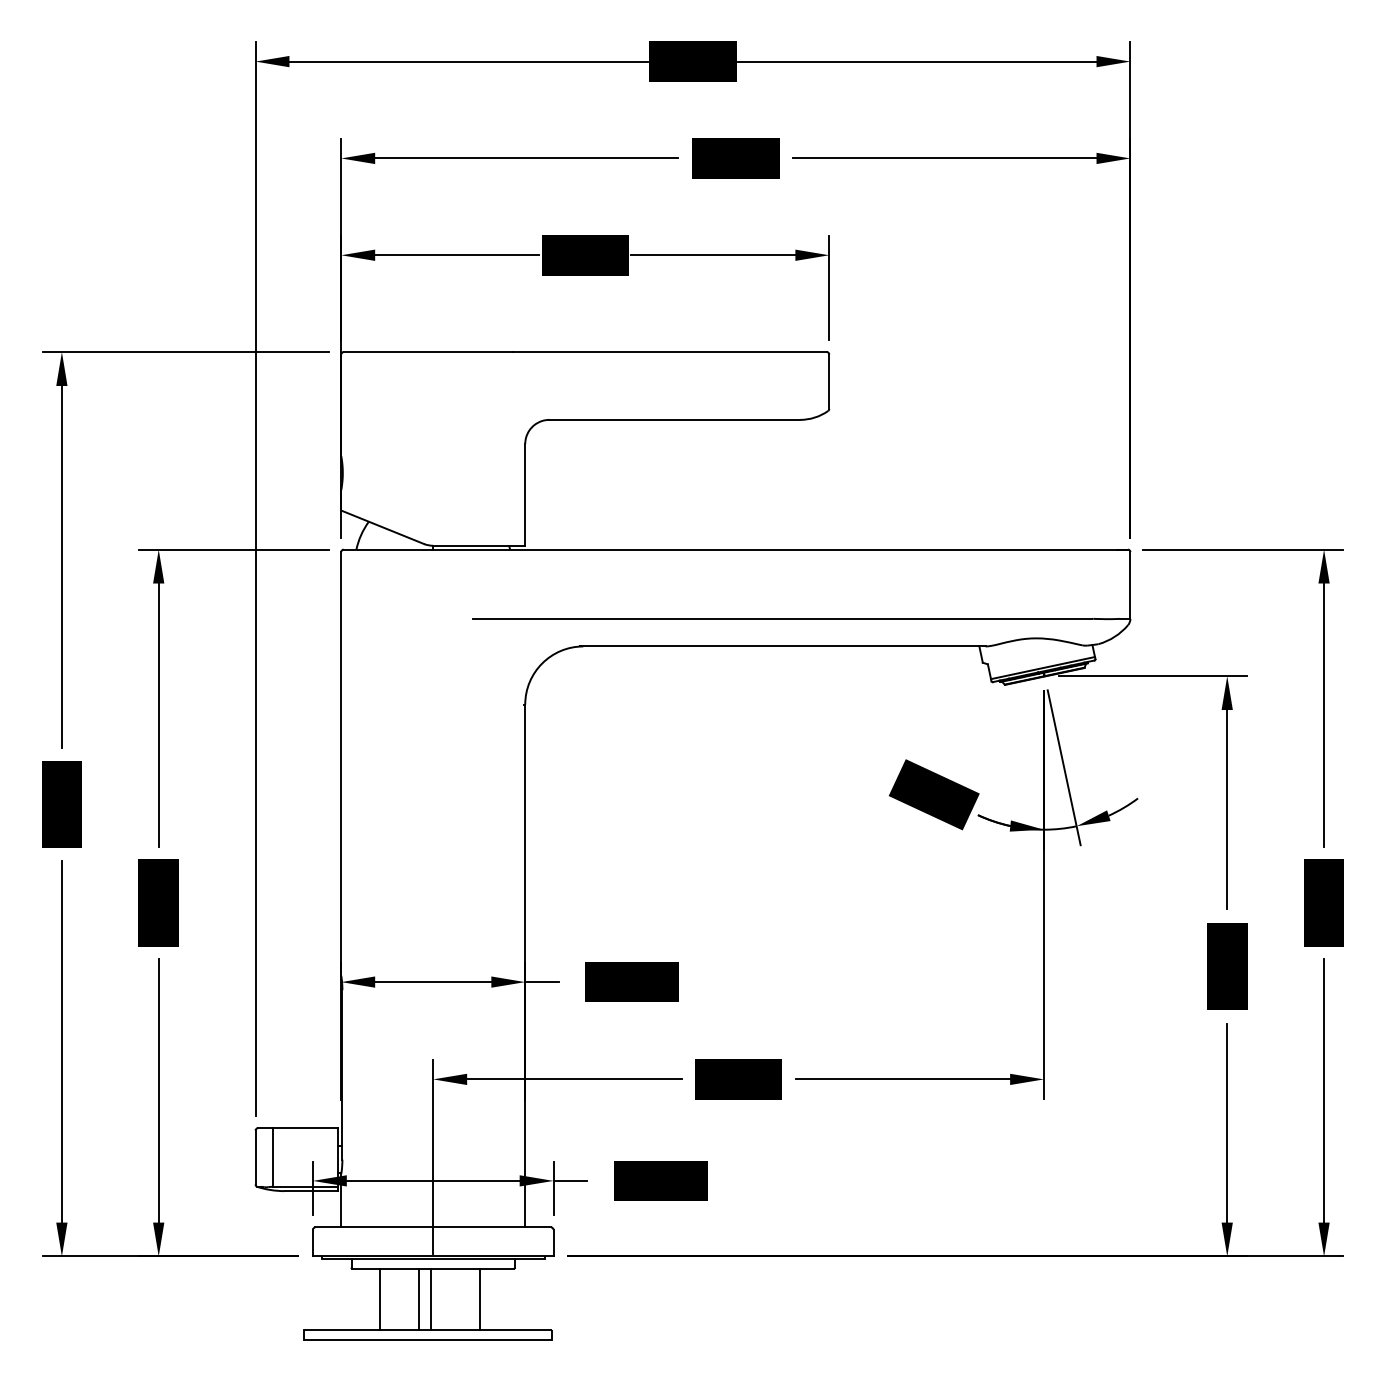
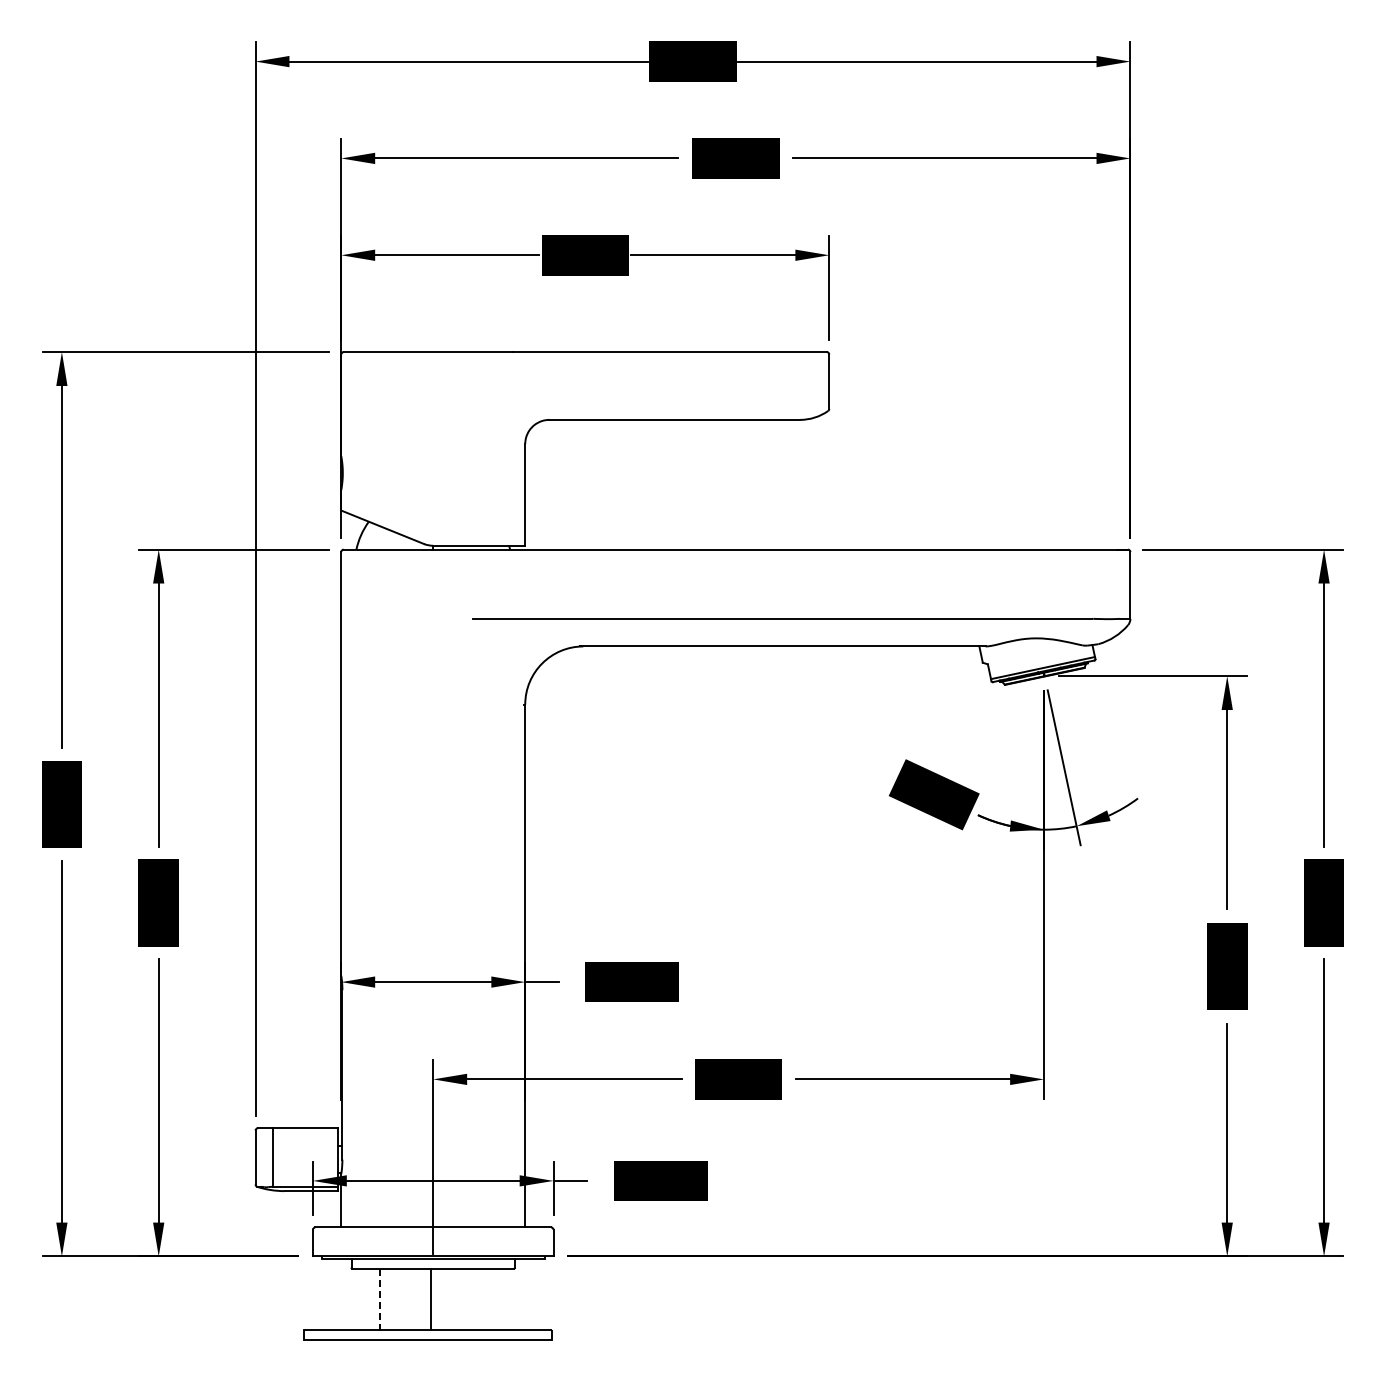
line: present -> none (418, 1298)
line: present -> none (479, 1298)
line: solid -> dashed (379, 1299)
